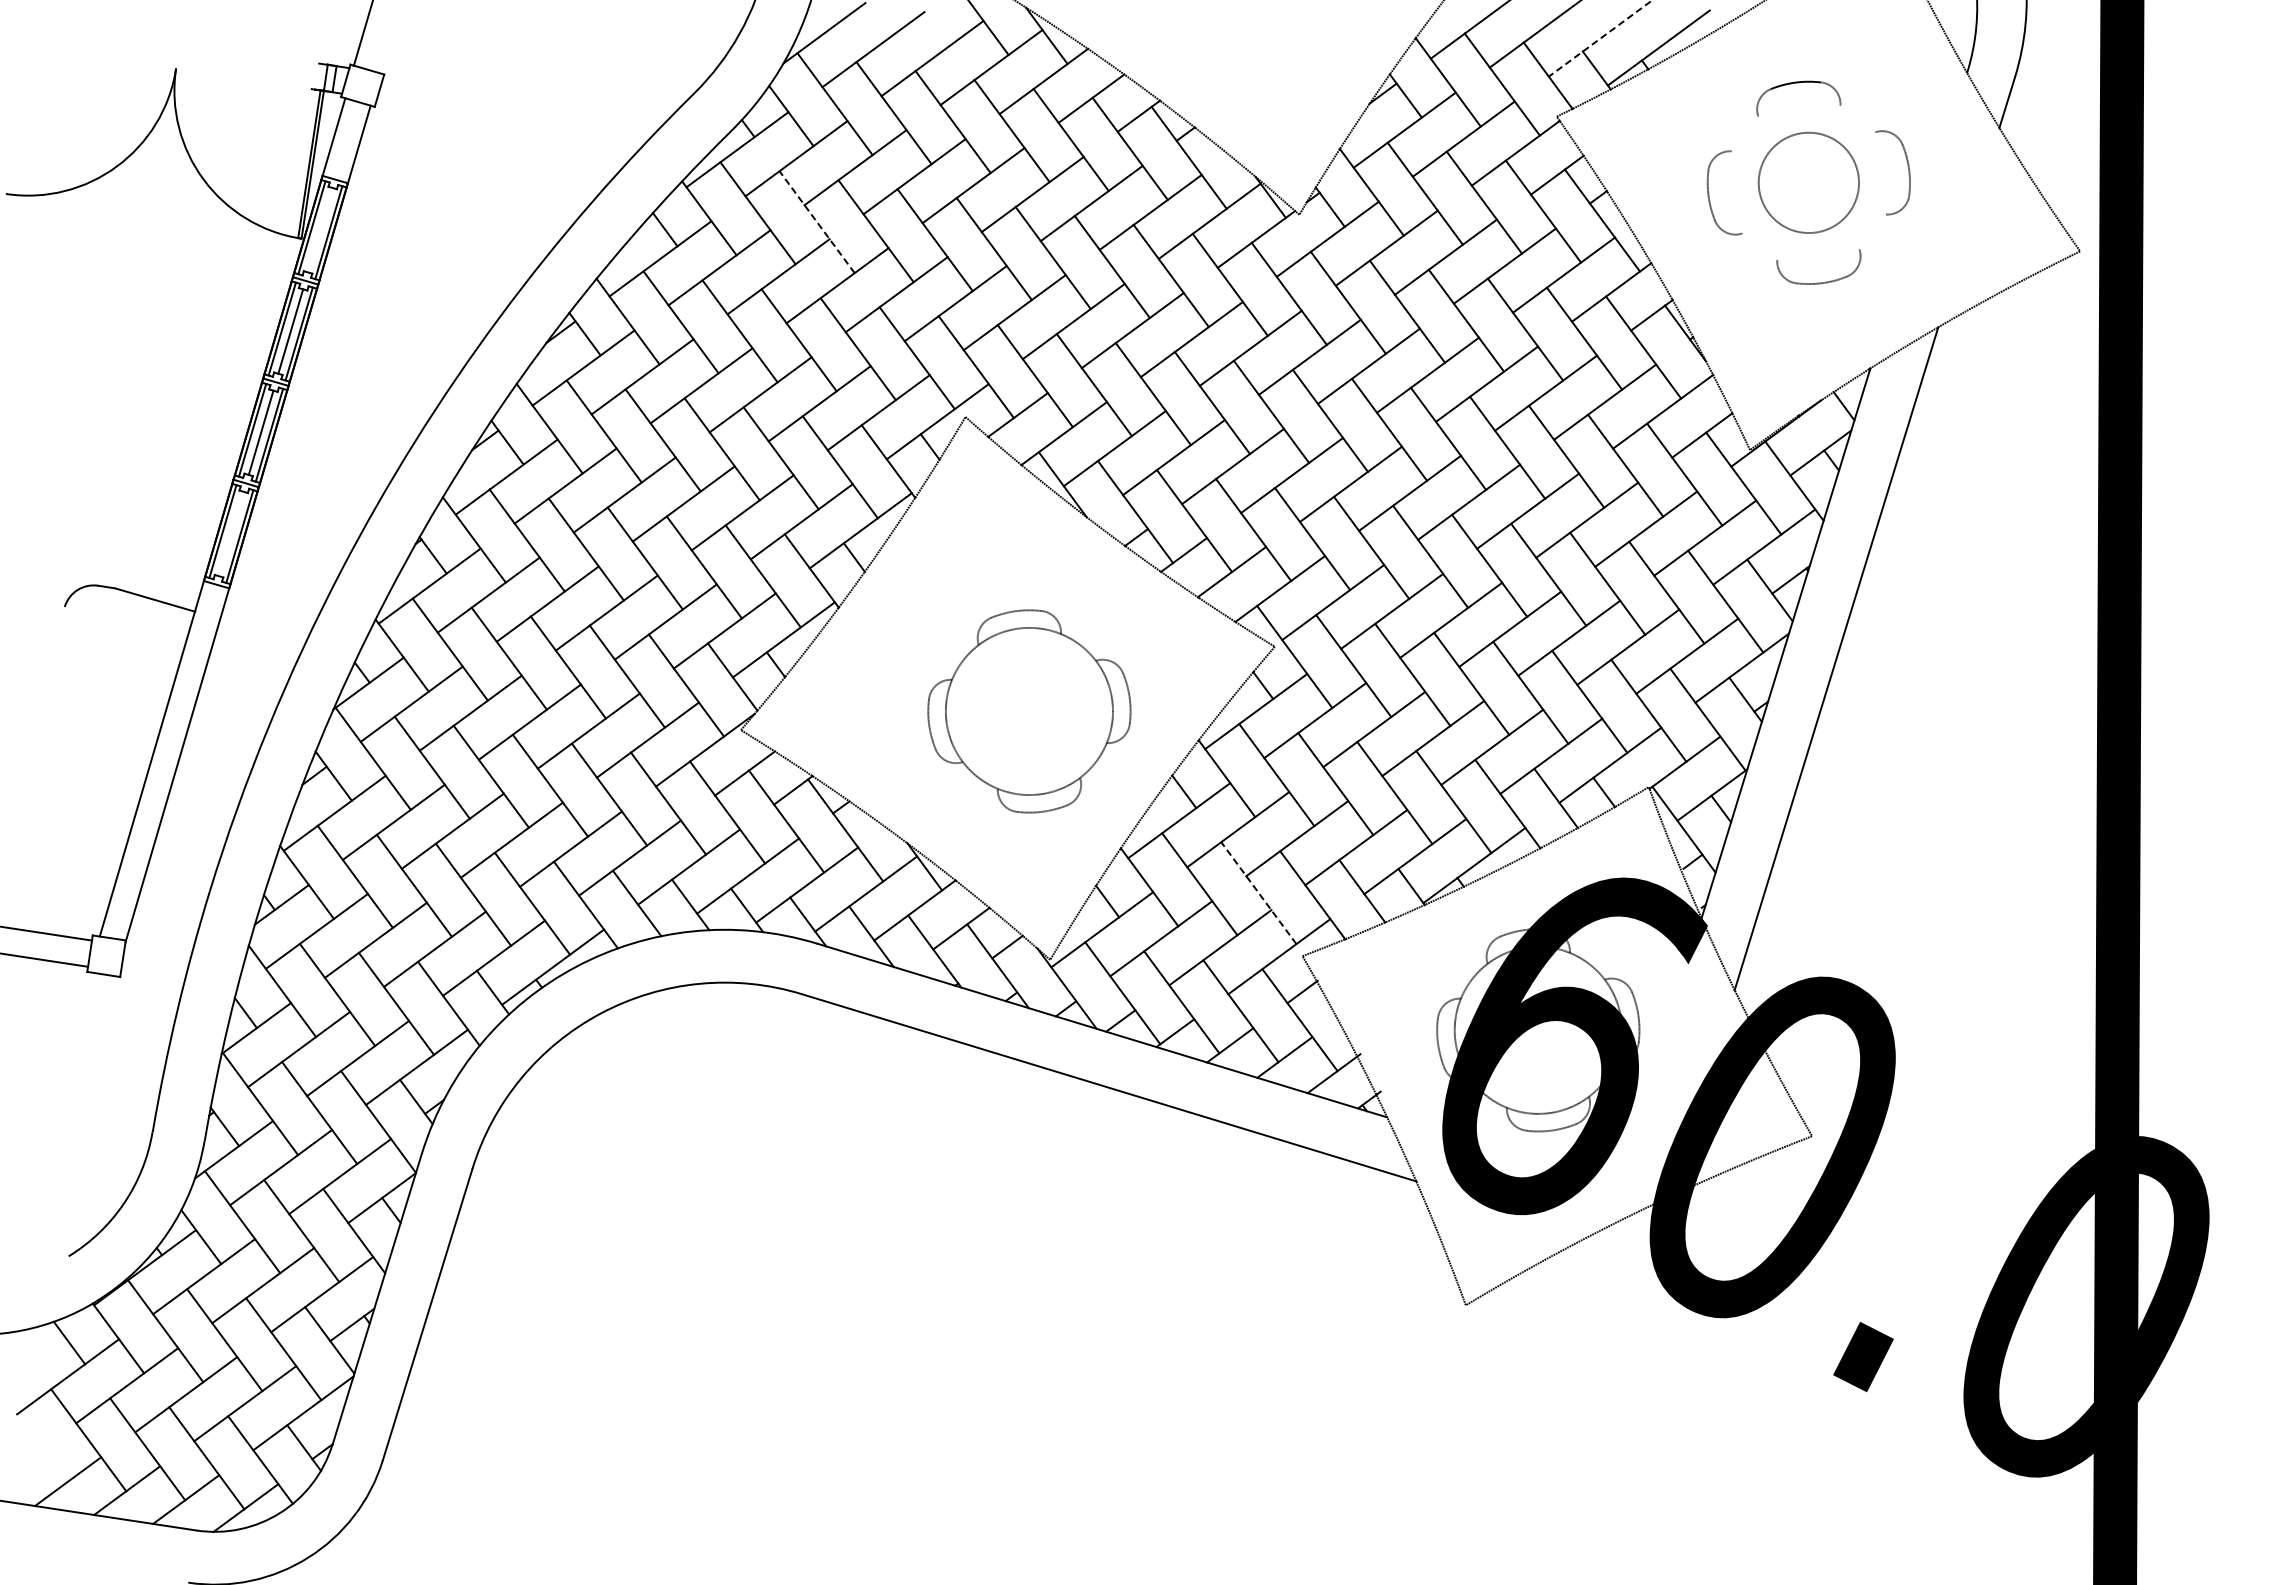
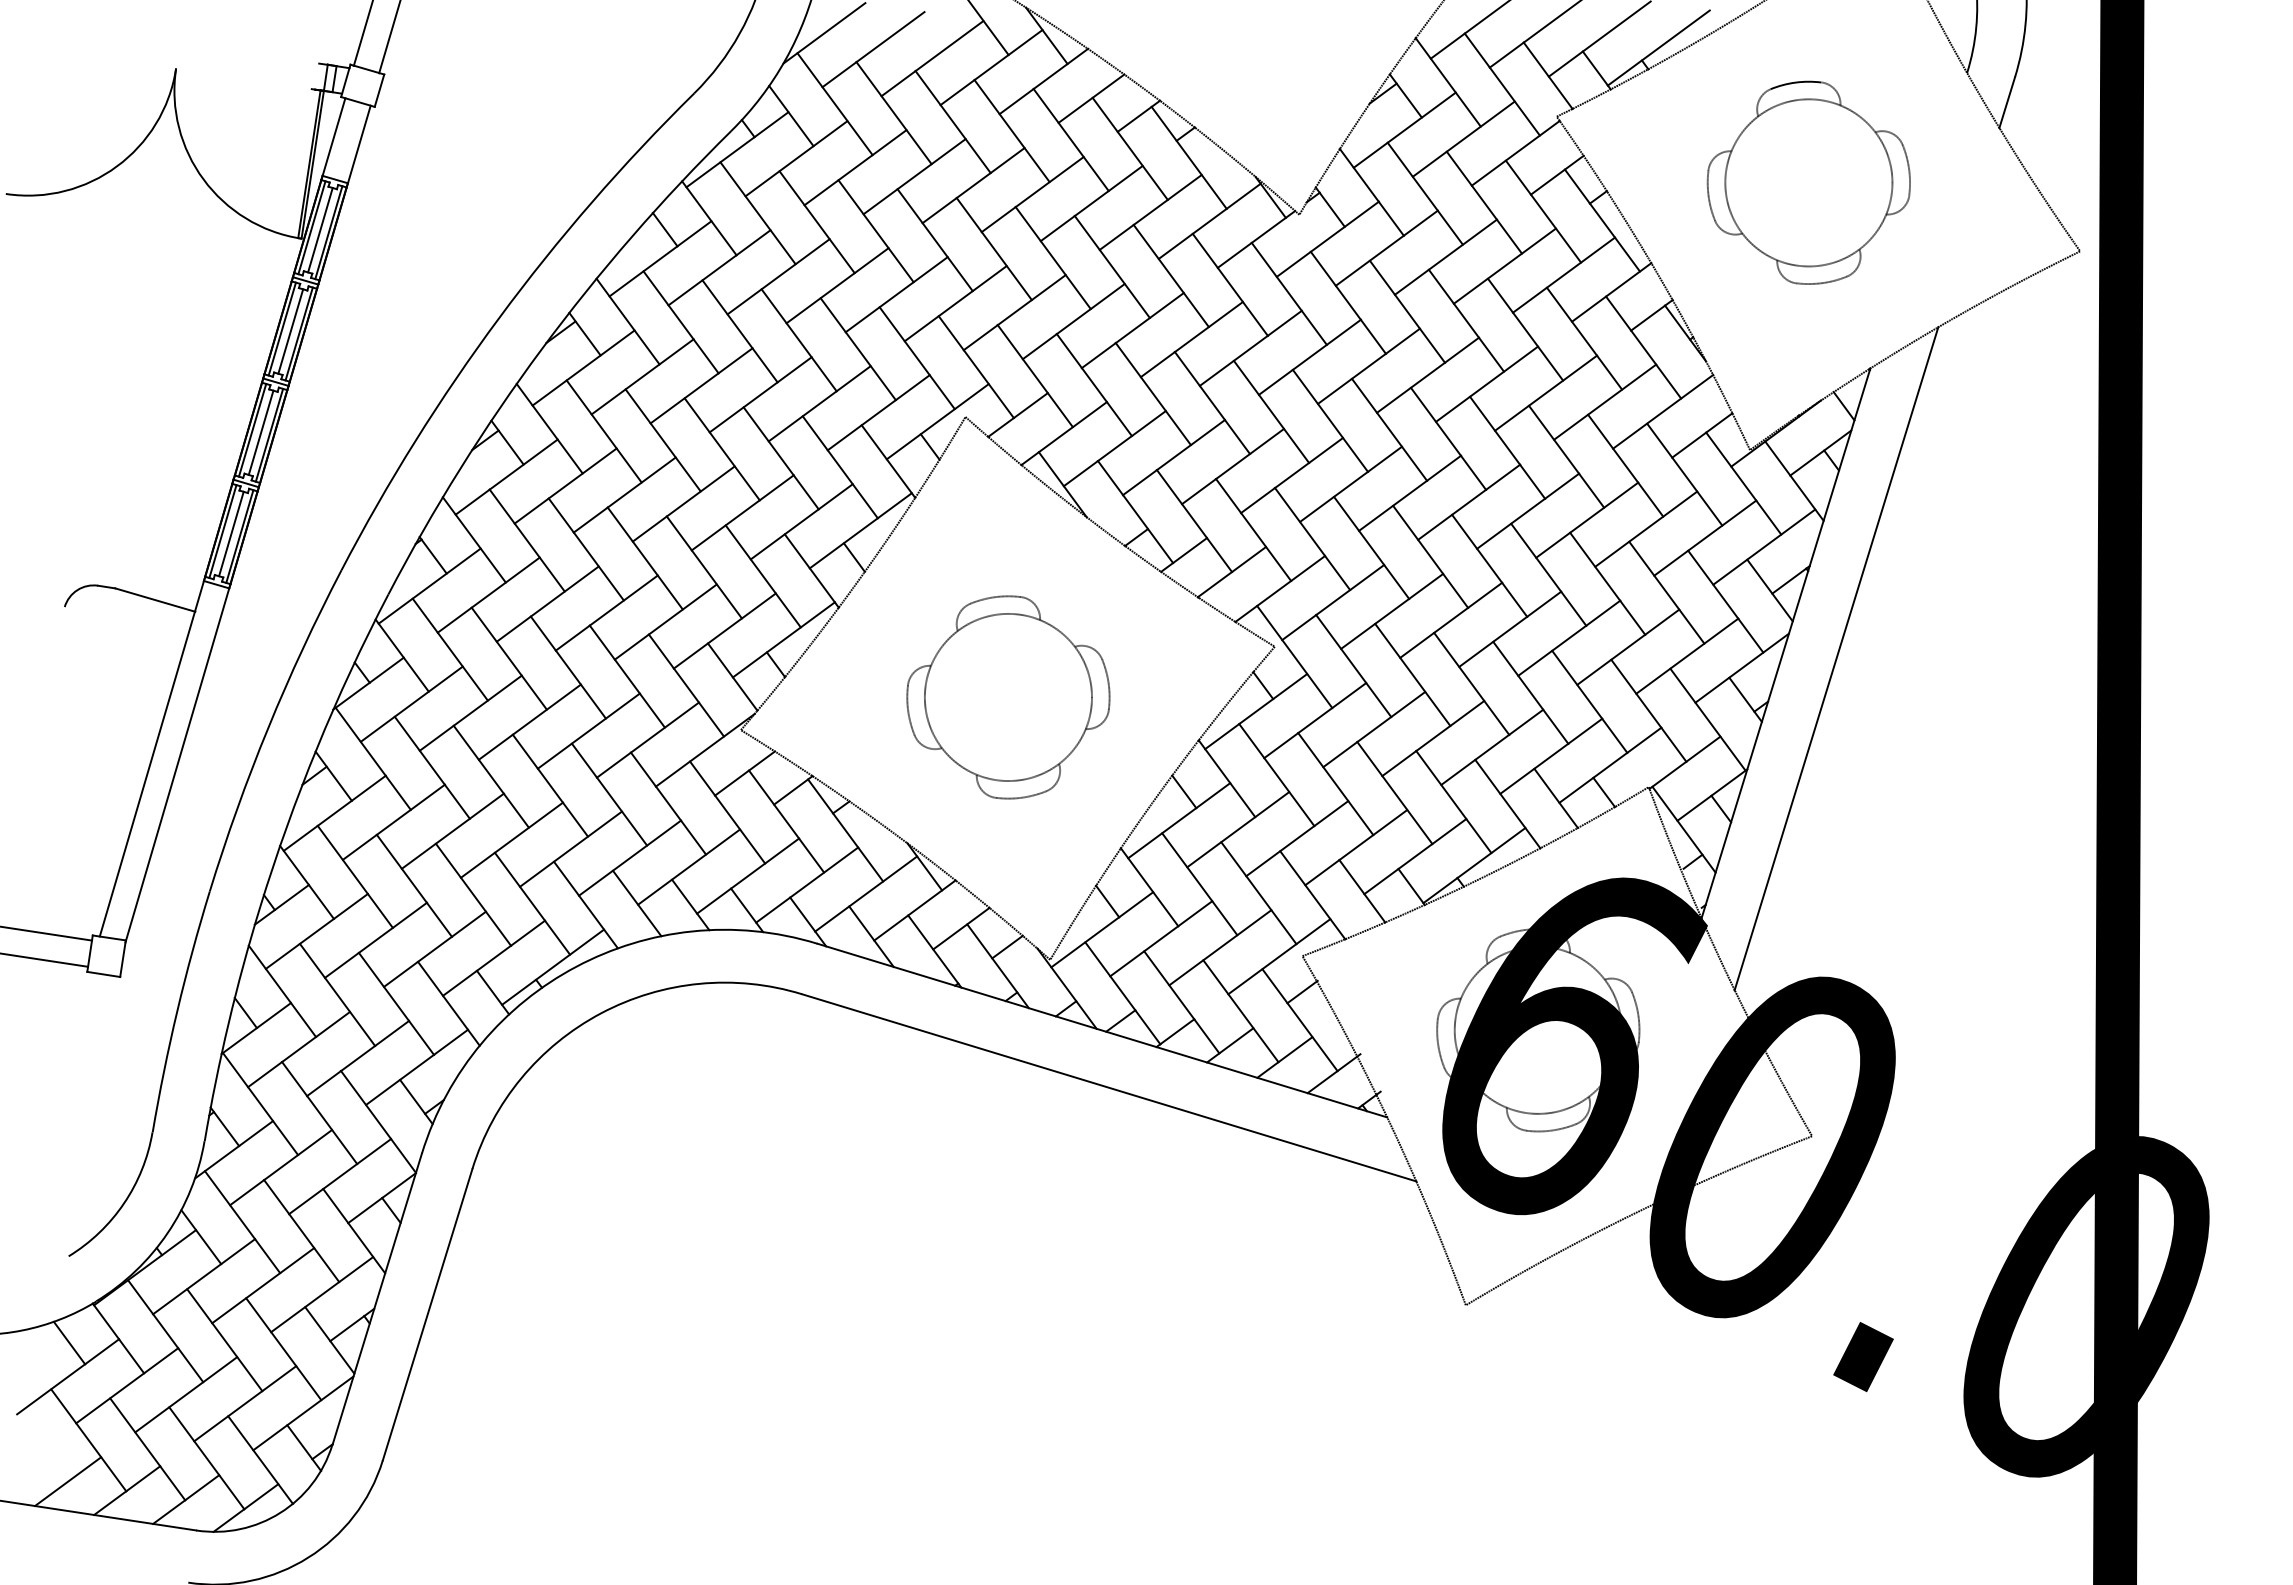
line: none -> present (389, 37)
line: dashed -> solid (1599, 39)
circle diameter: 100 px -> 167 px (1808, 182)
line: dashed -> solid (816, 221)
line: none -> present (320, 230)
line: none -> present (231, 533)
part position: (1029, 711) -> (1008, 697) (1008, 697)
line: dashed -> solid (1258, 892)
